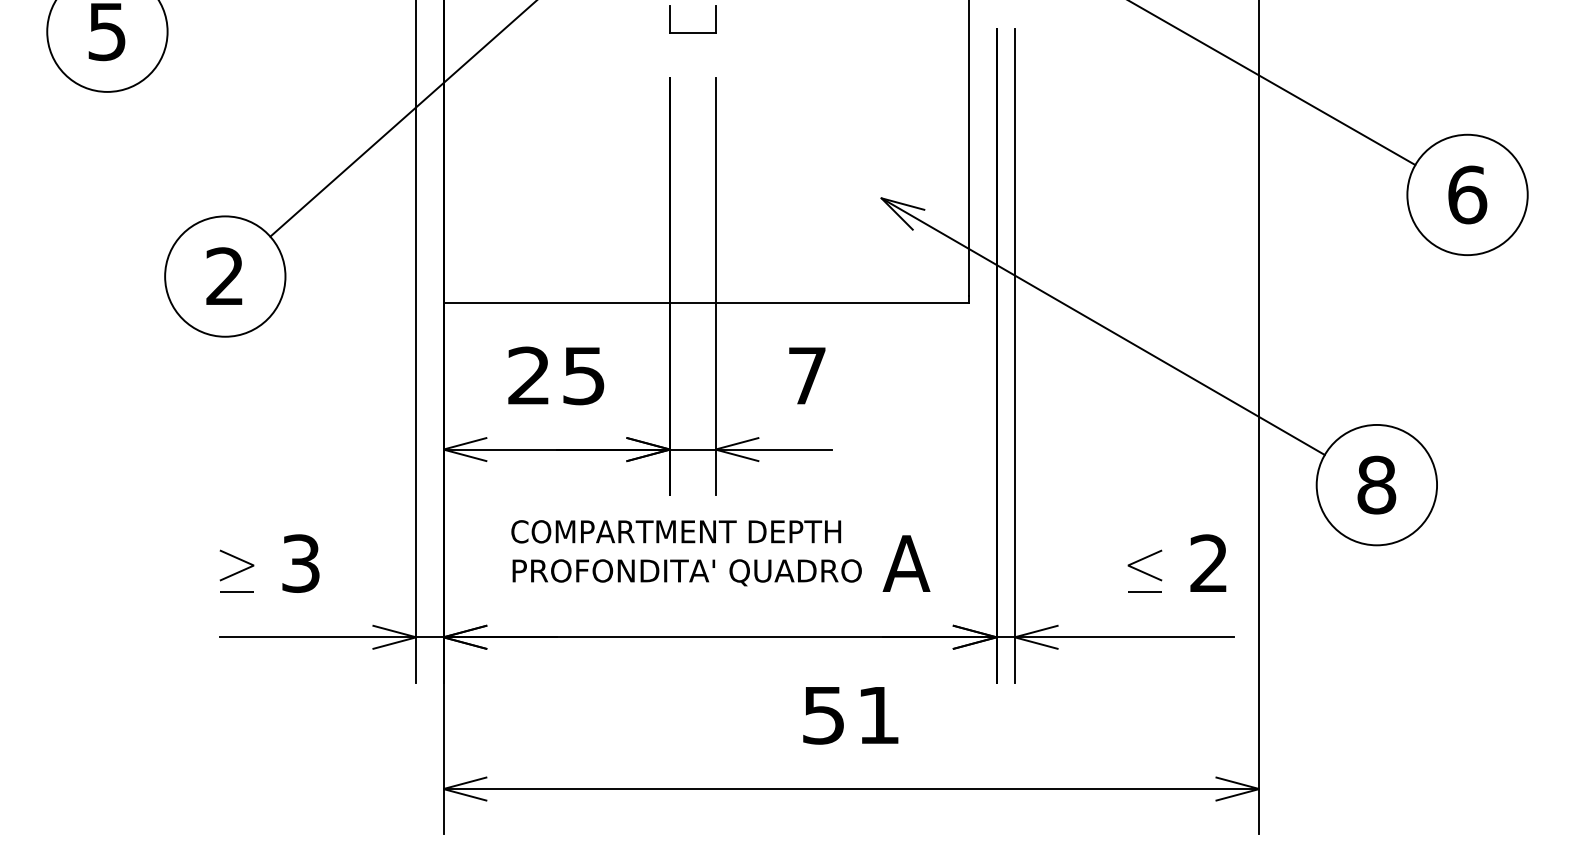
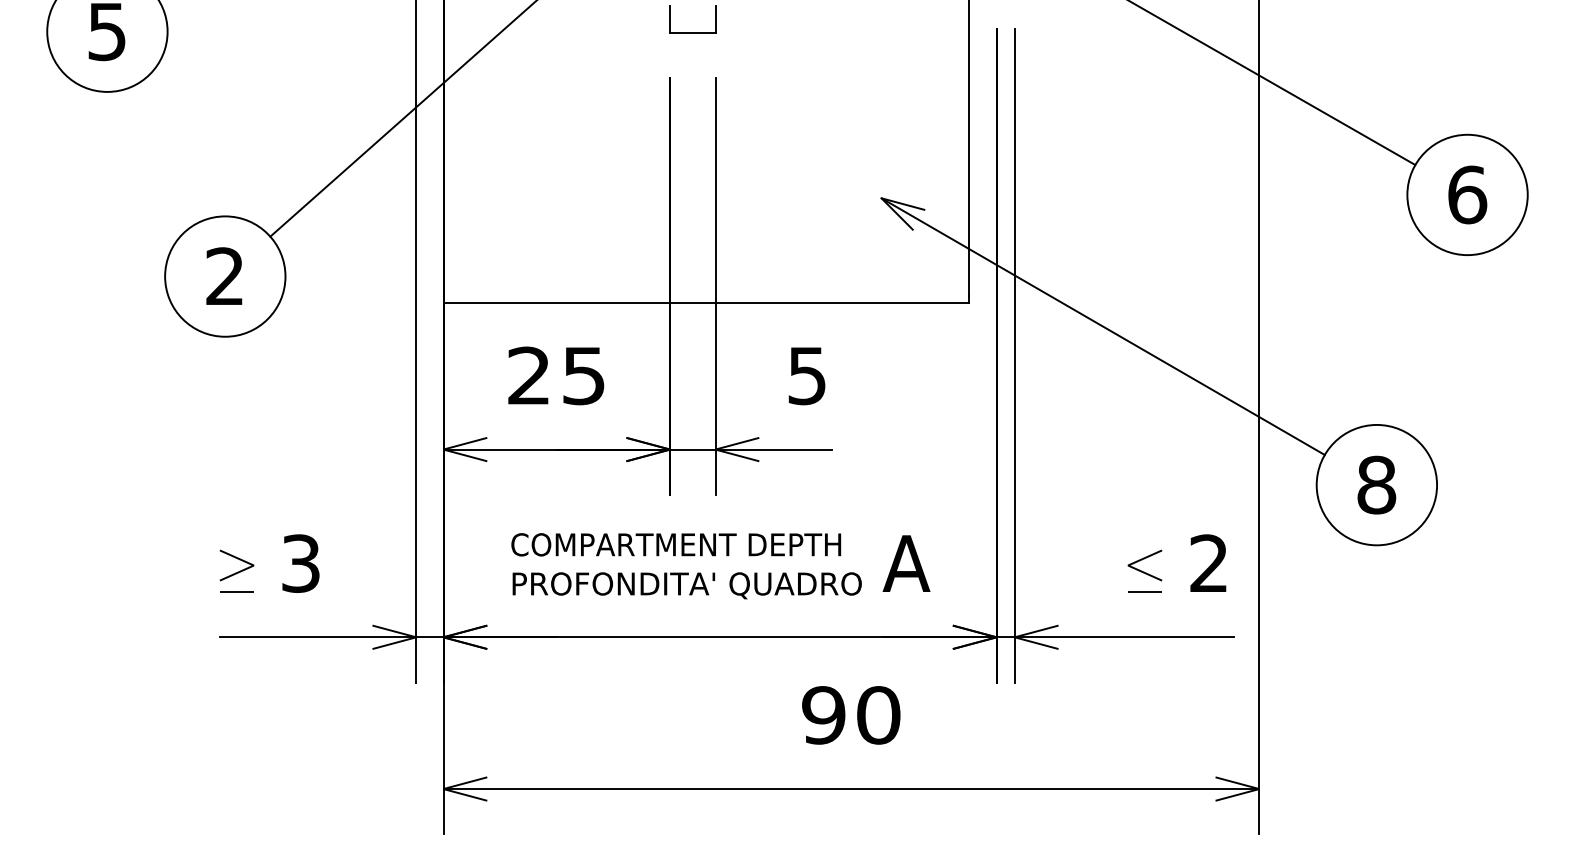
text: 7 -> 5 (806, 376)
text position: (686, 553) -> (686, 566) (686, 566)
text: 51 -> 90 (851, 715)
